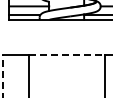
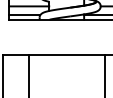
line: dashed -> solid (66, 54)
line: dashed -> solid (2, 75)
